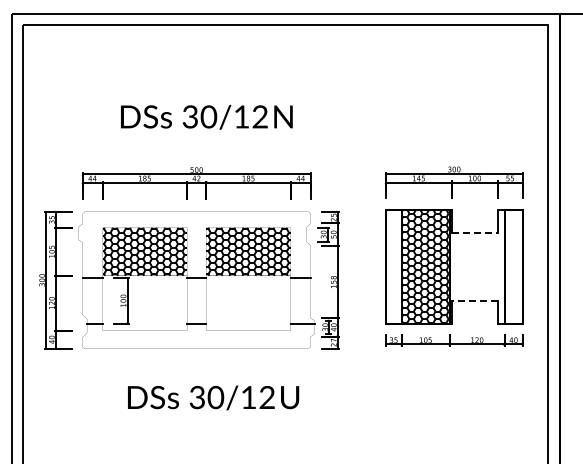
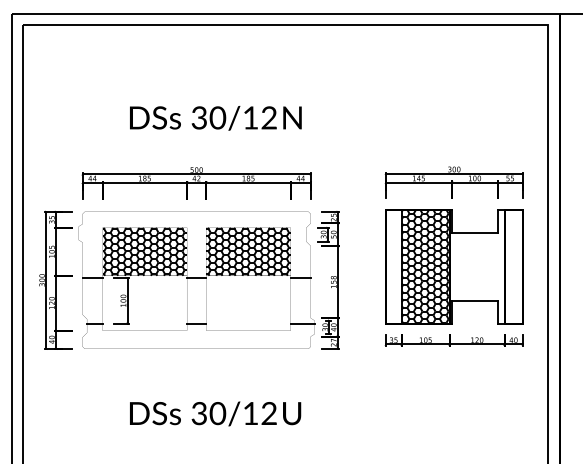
text position: (206, 117) -> (215, 118) (215, 118)
line: dashed -> solid (474, 232)
line: dashed -> solid (474, 301)
text position: (213, 397) -> (215, 413) (215, 413)
